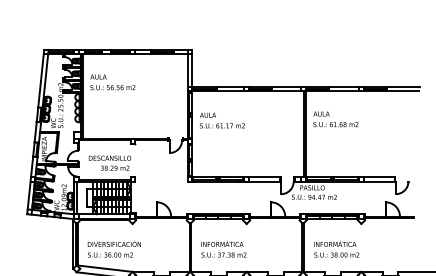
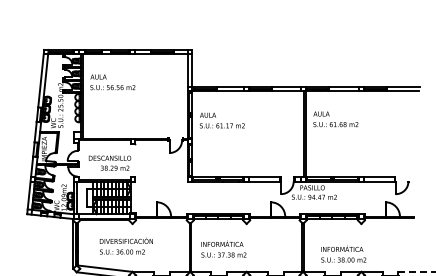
text position: (113, 248) -> (125, 245) (125, 245)
text position: (336, 248) -> (343, 253) (343, 253)
line: solid -> dashed (417, 271)
